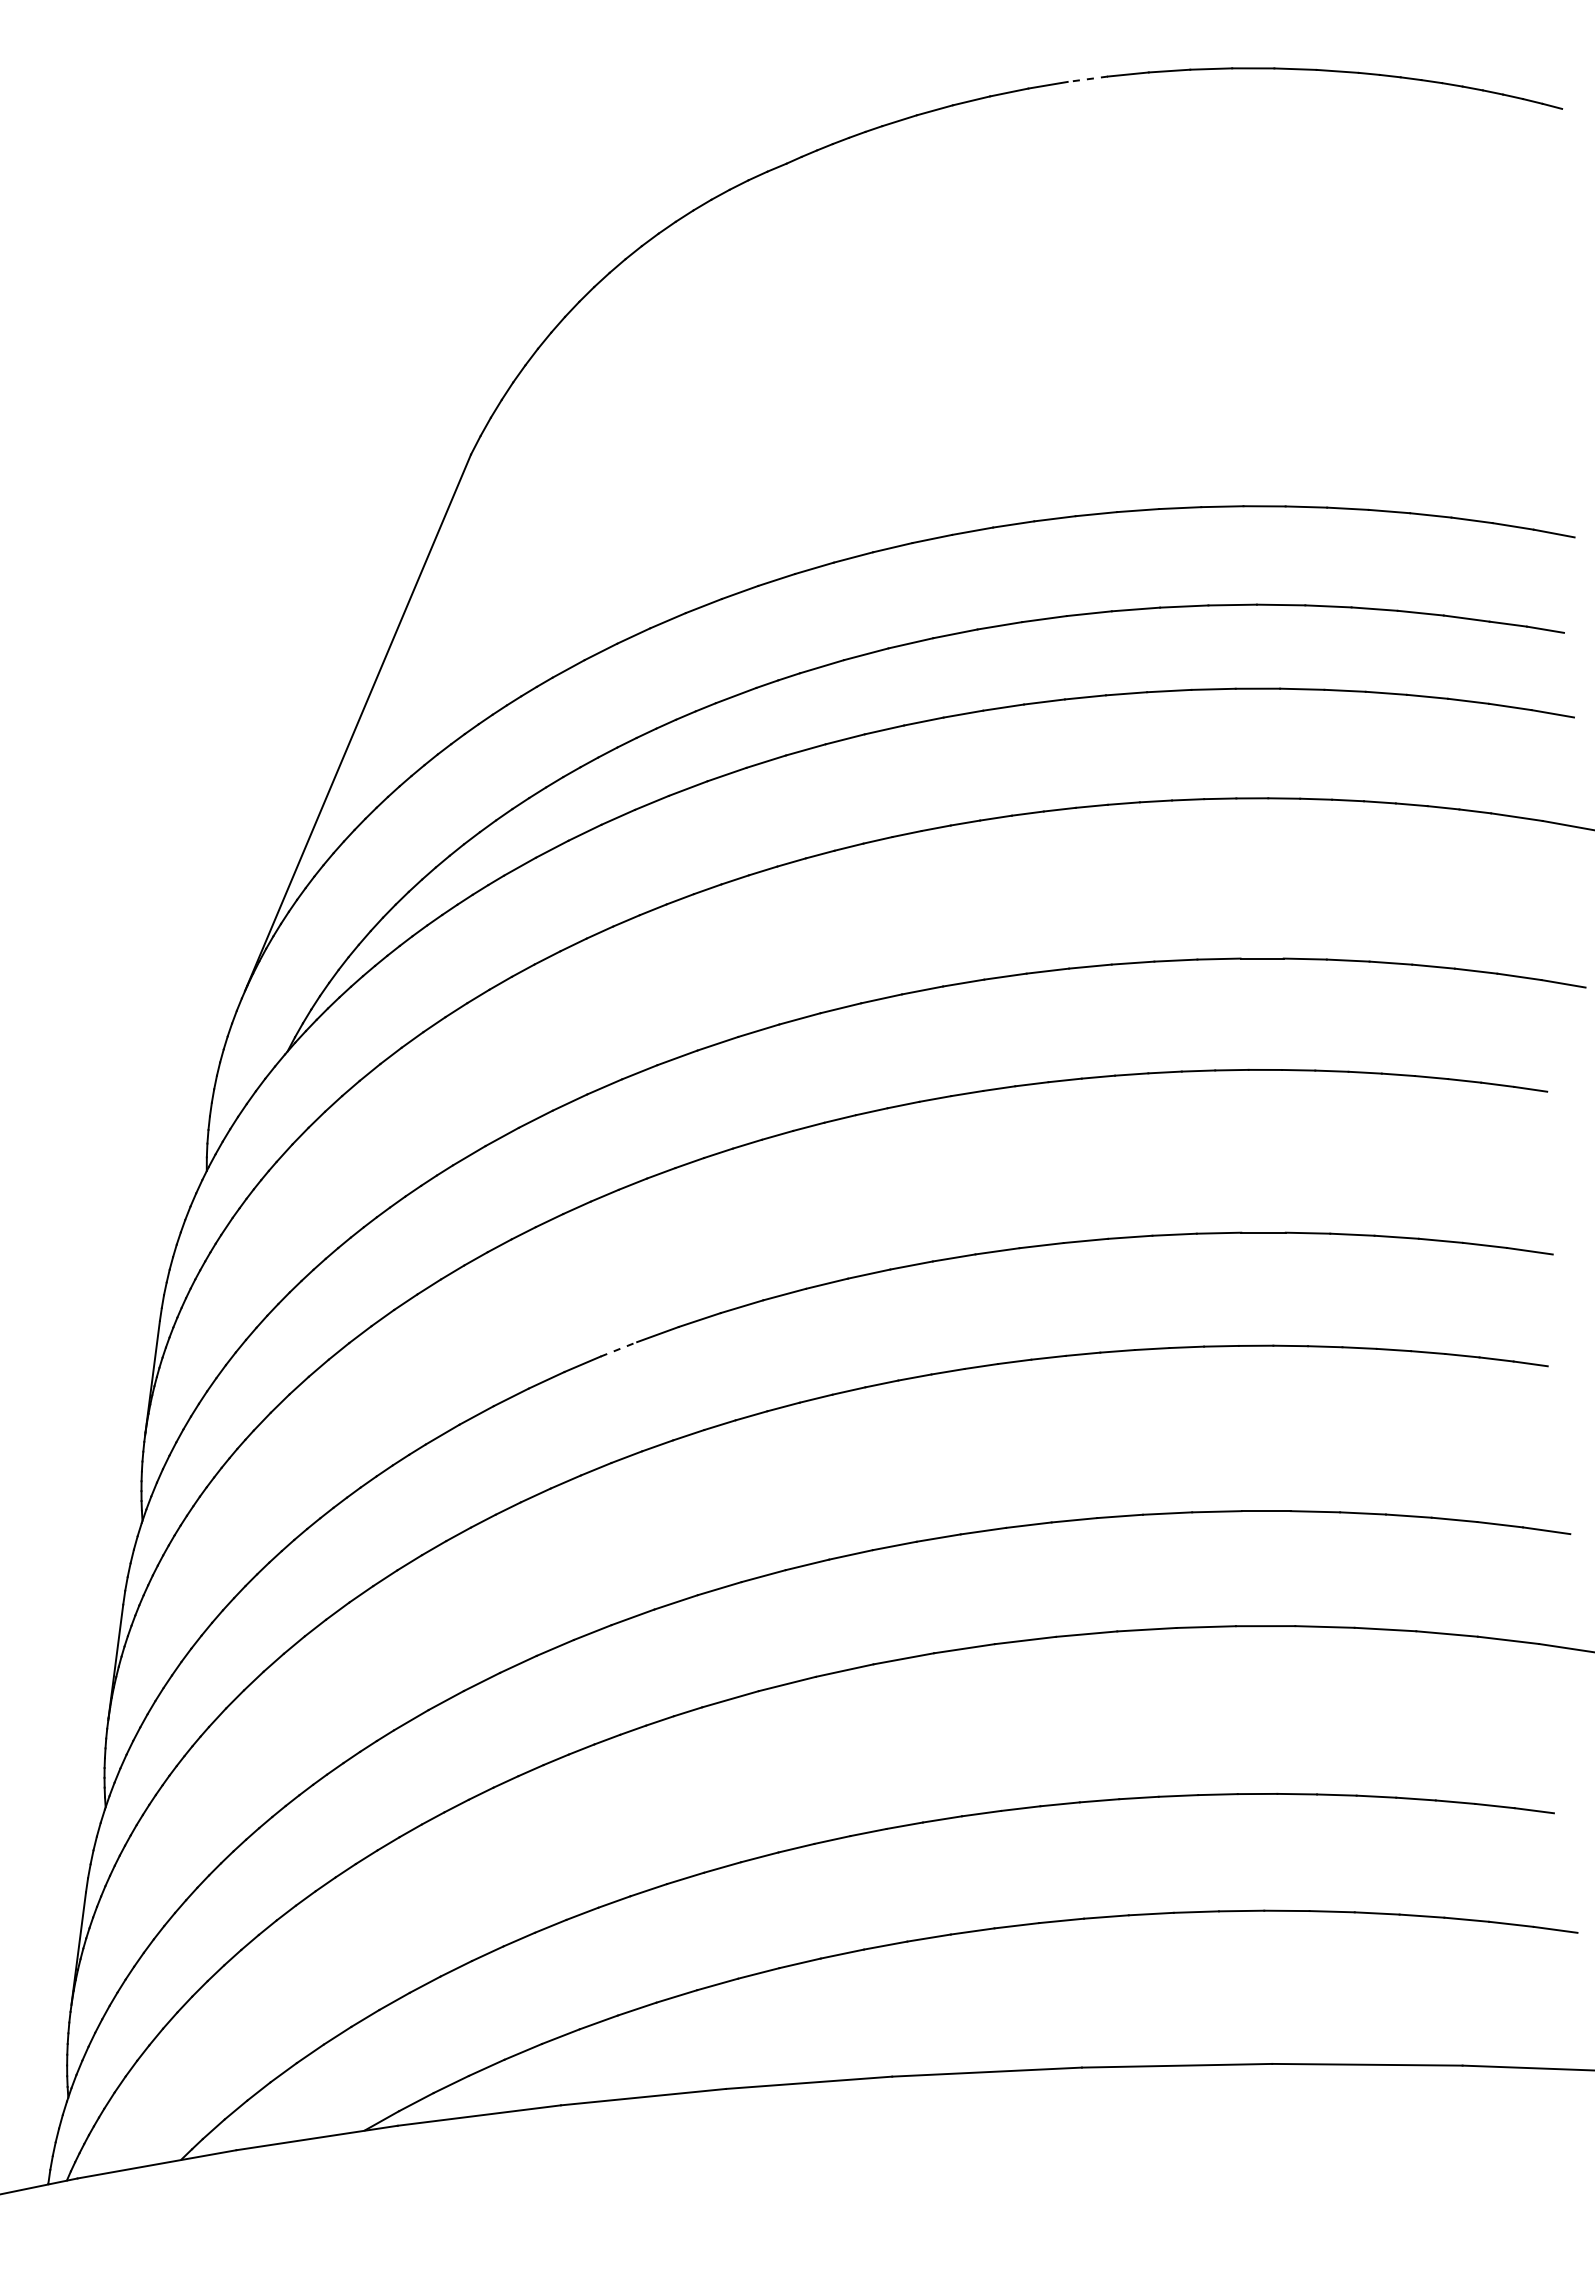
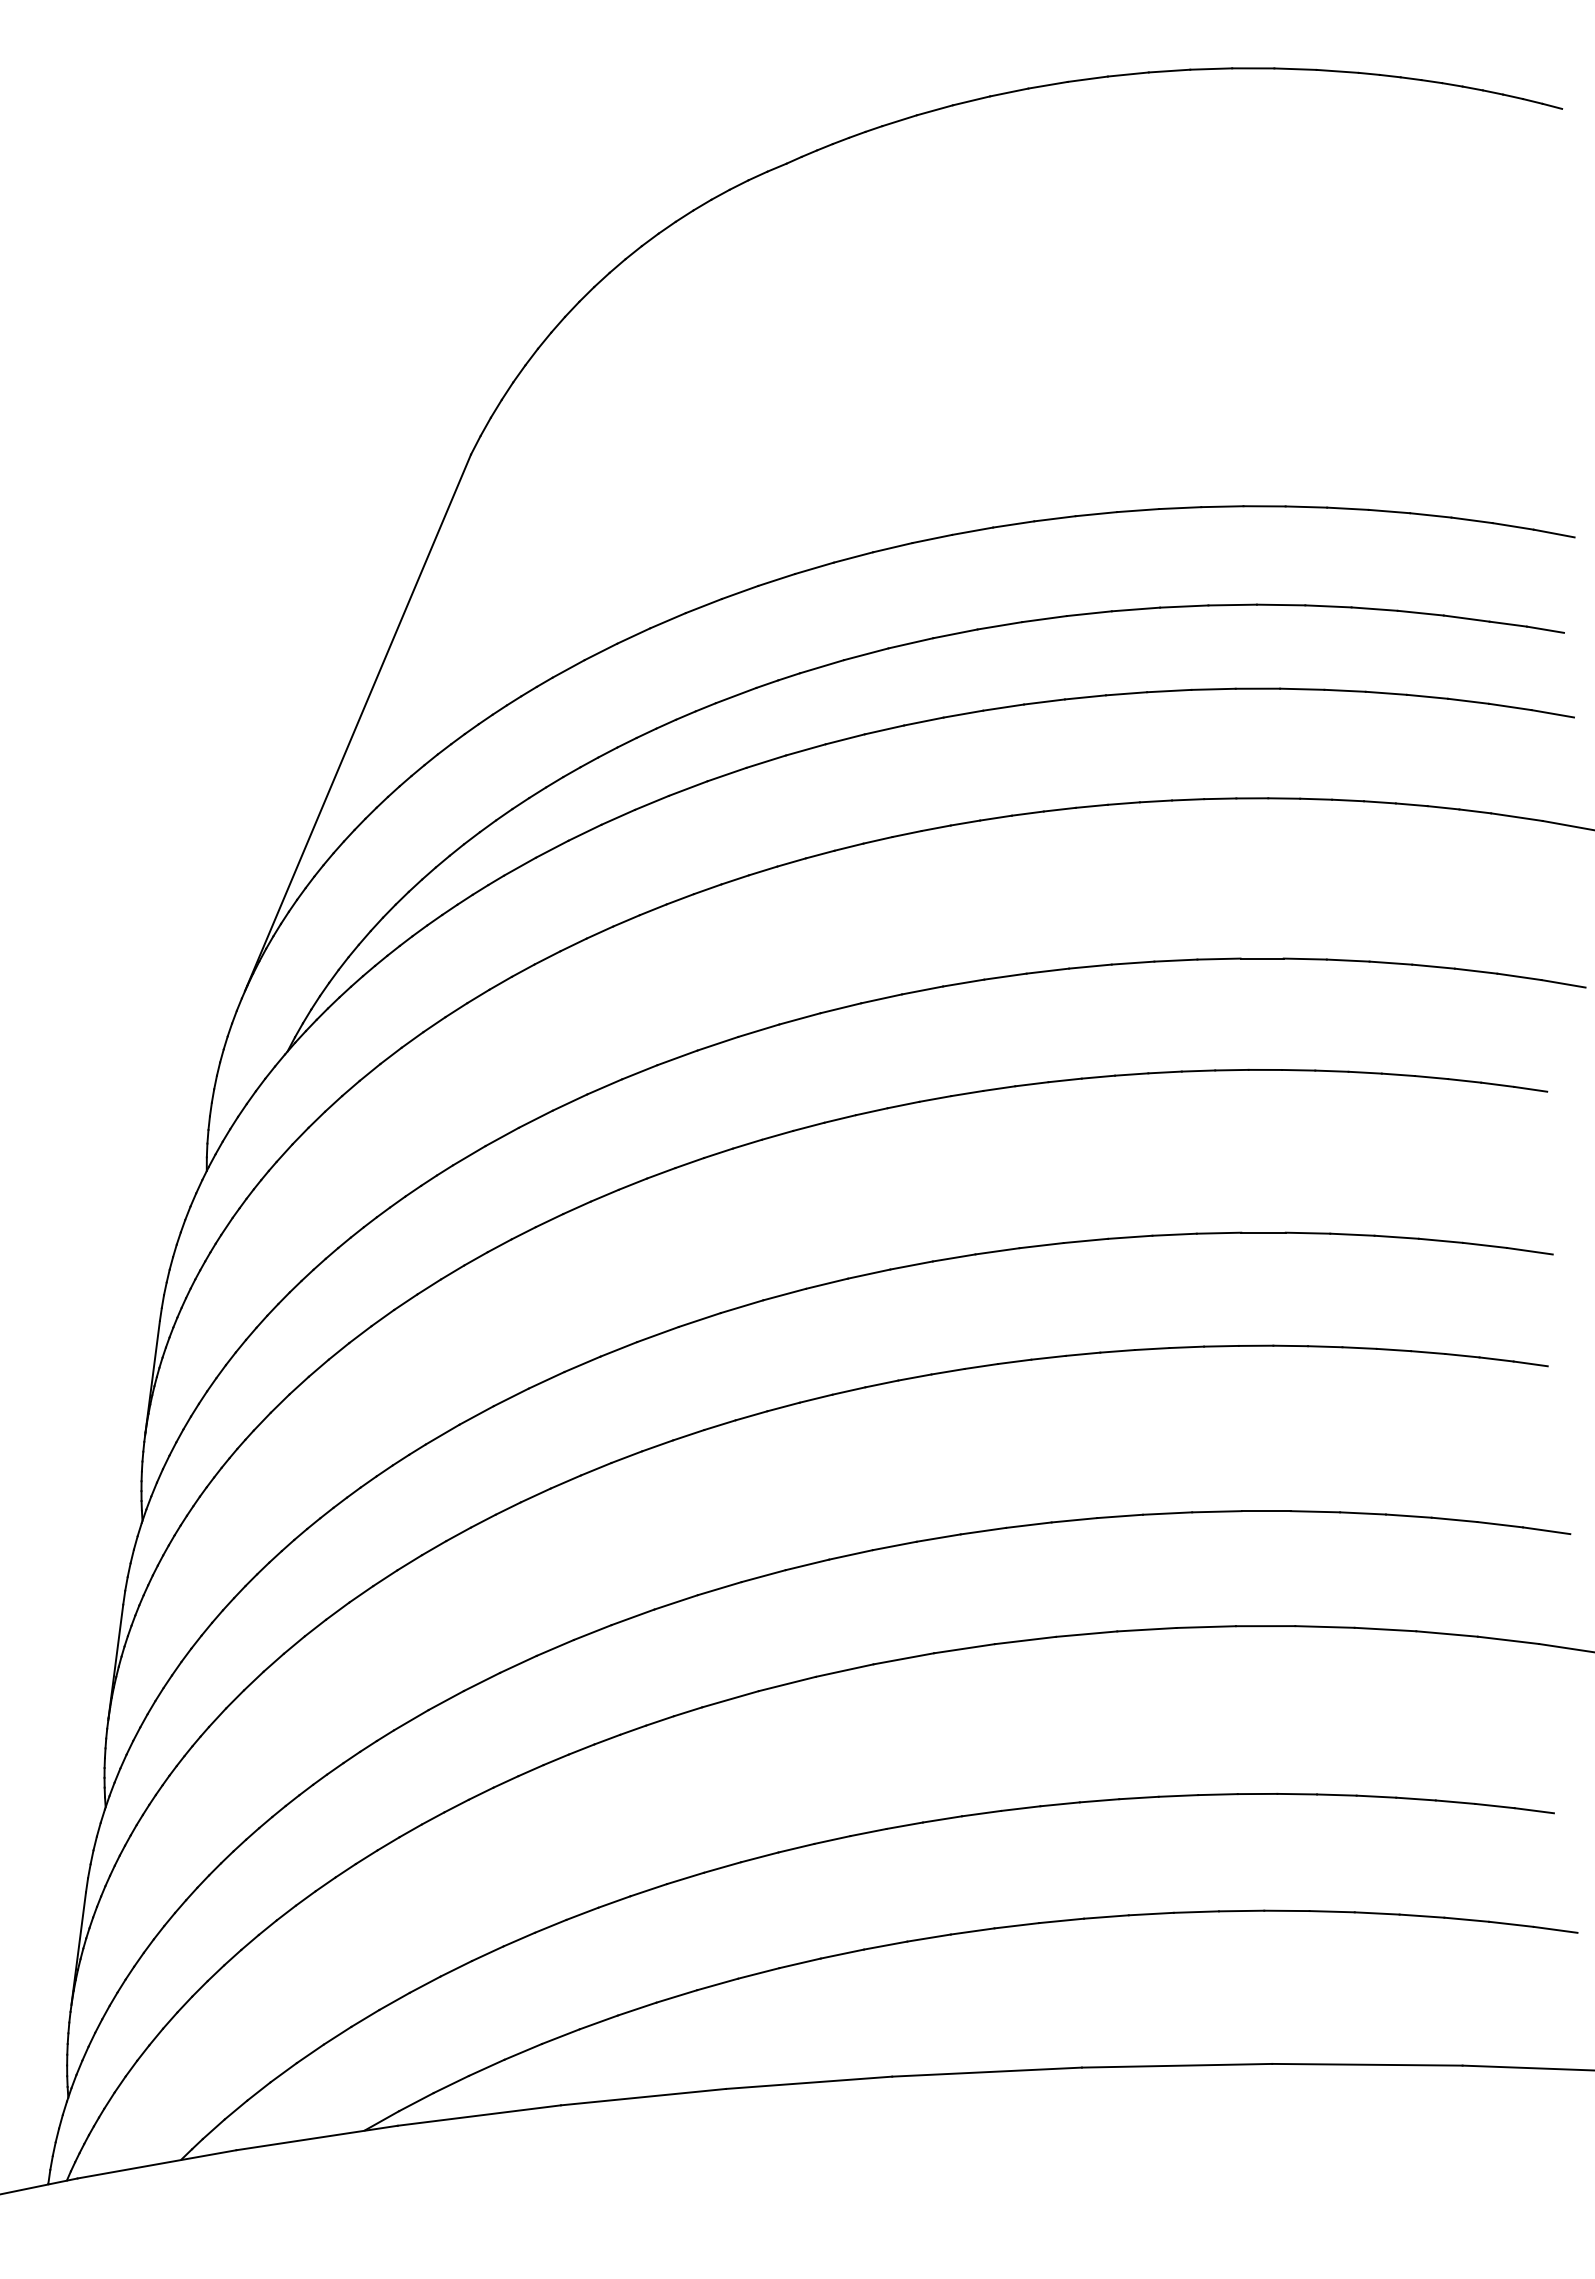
line: dashed -> solid (1087, 79)
line: dashed -> solid (618, 1349)
